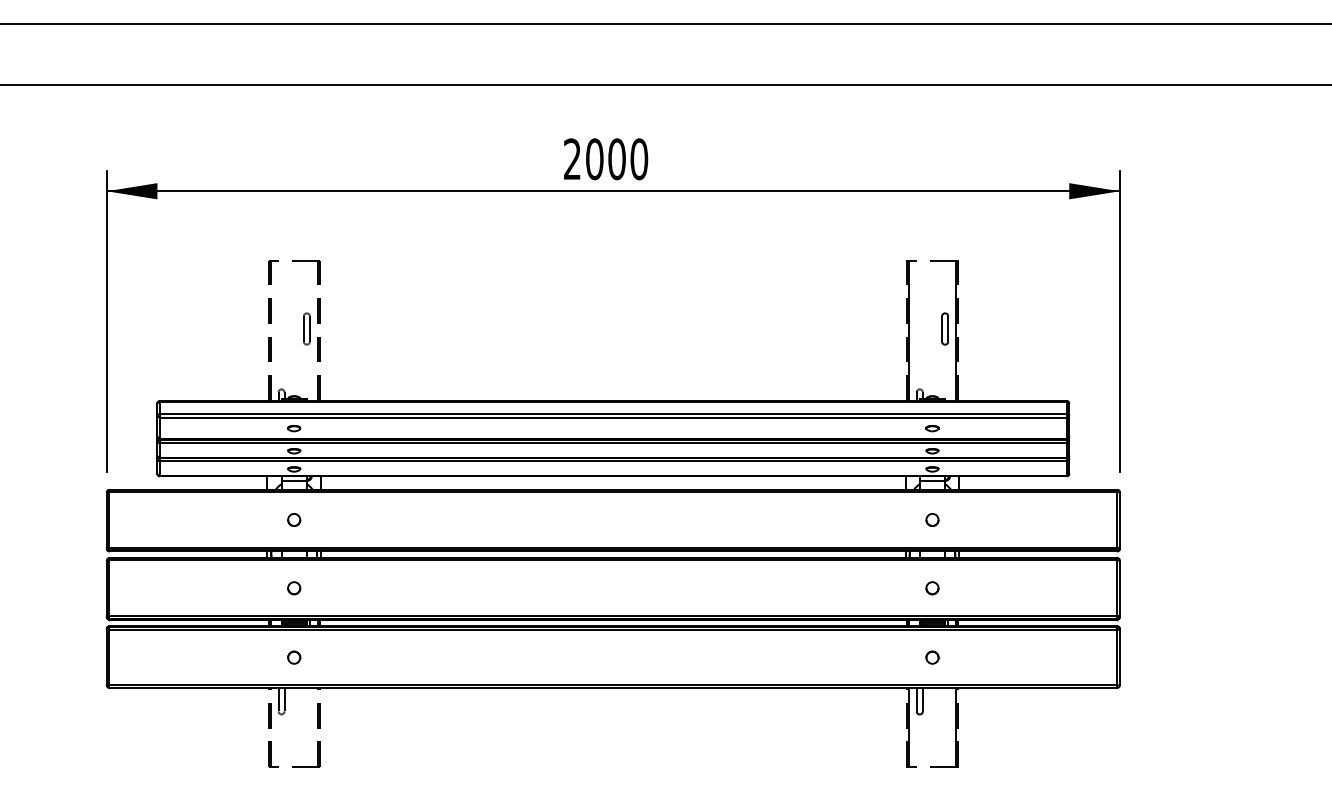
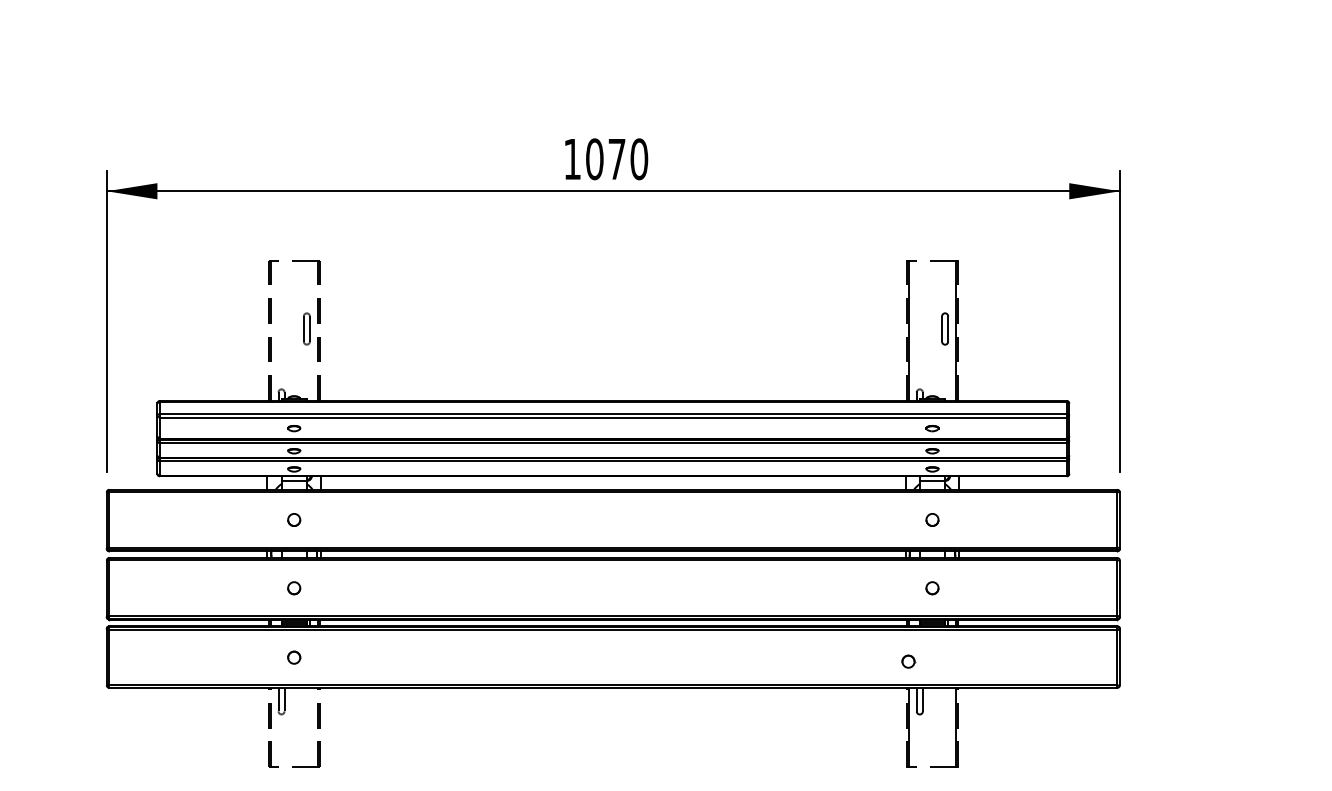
line: present -> none (665, 23)
line: present -> none (665, 84)
text: 2000 -> 1070 (594, 159)
part position: (932, 657) -> (908, 661) (908, 661)
